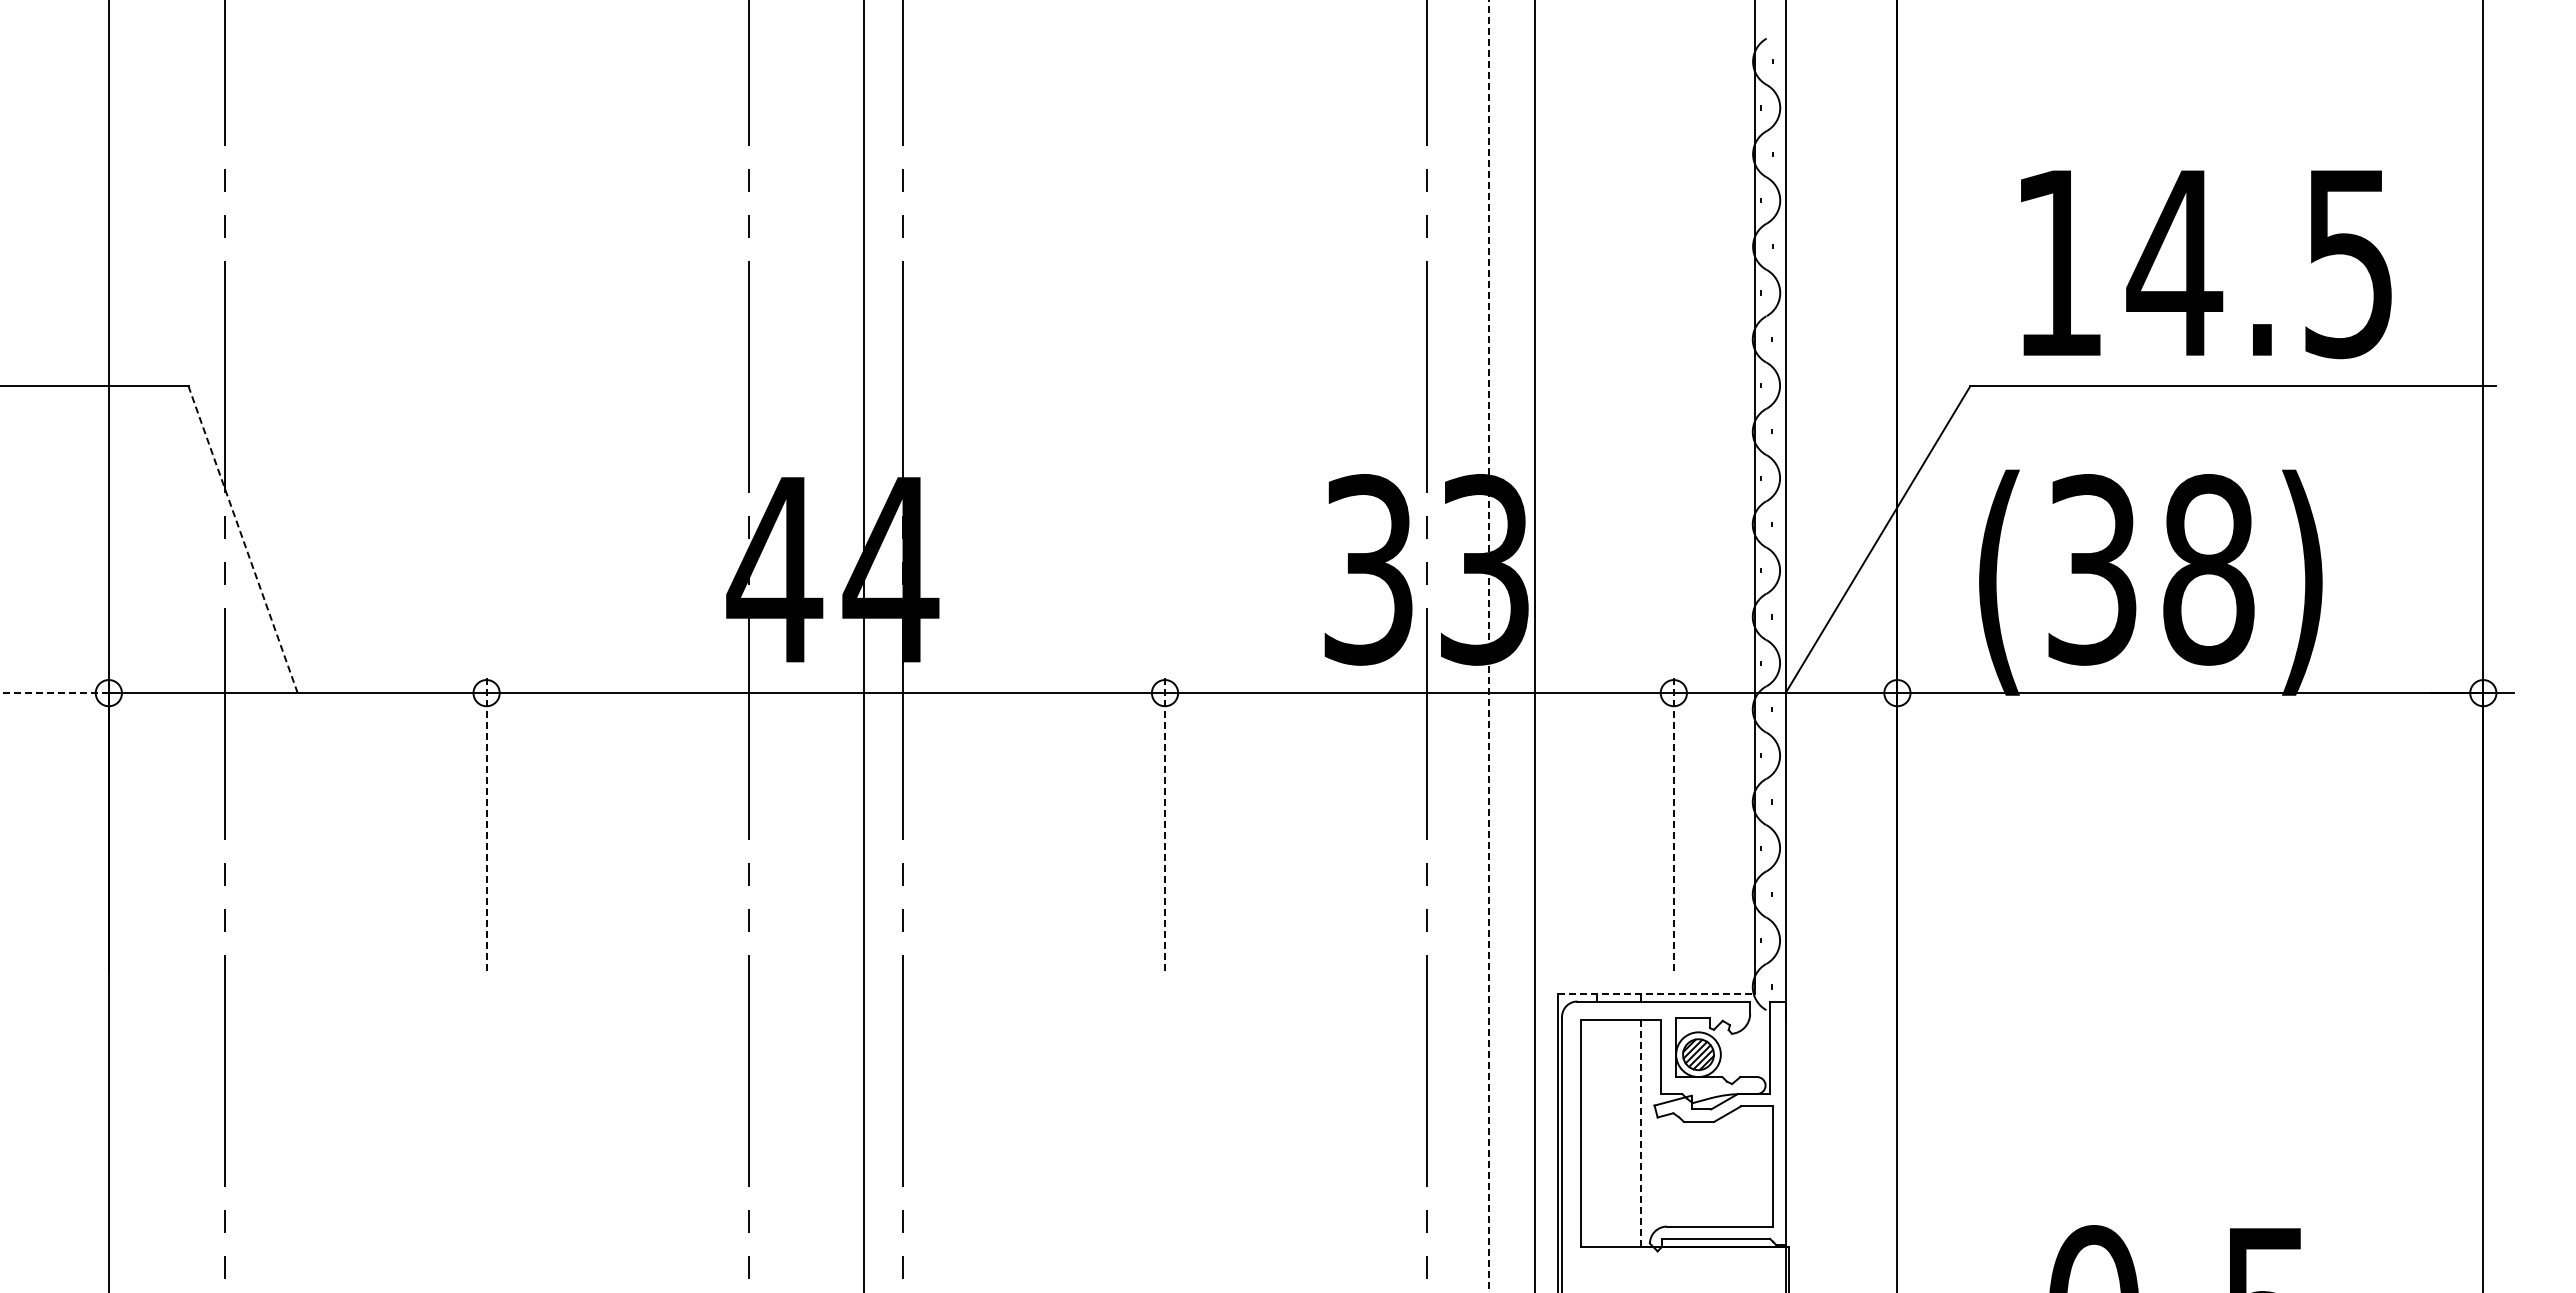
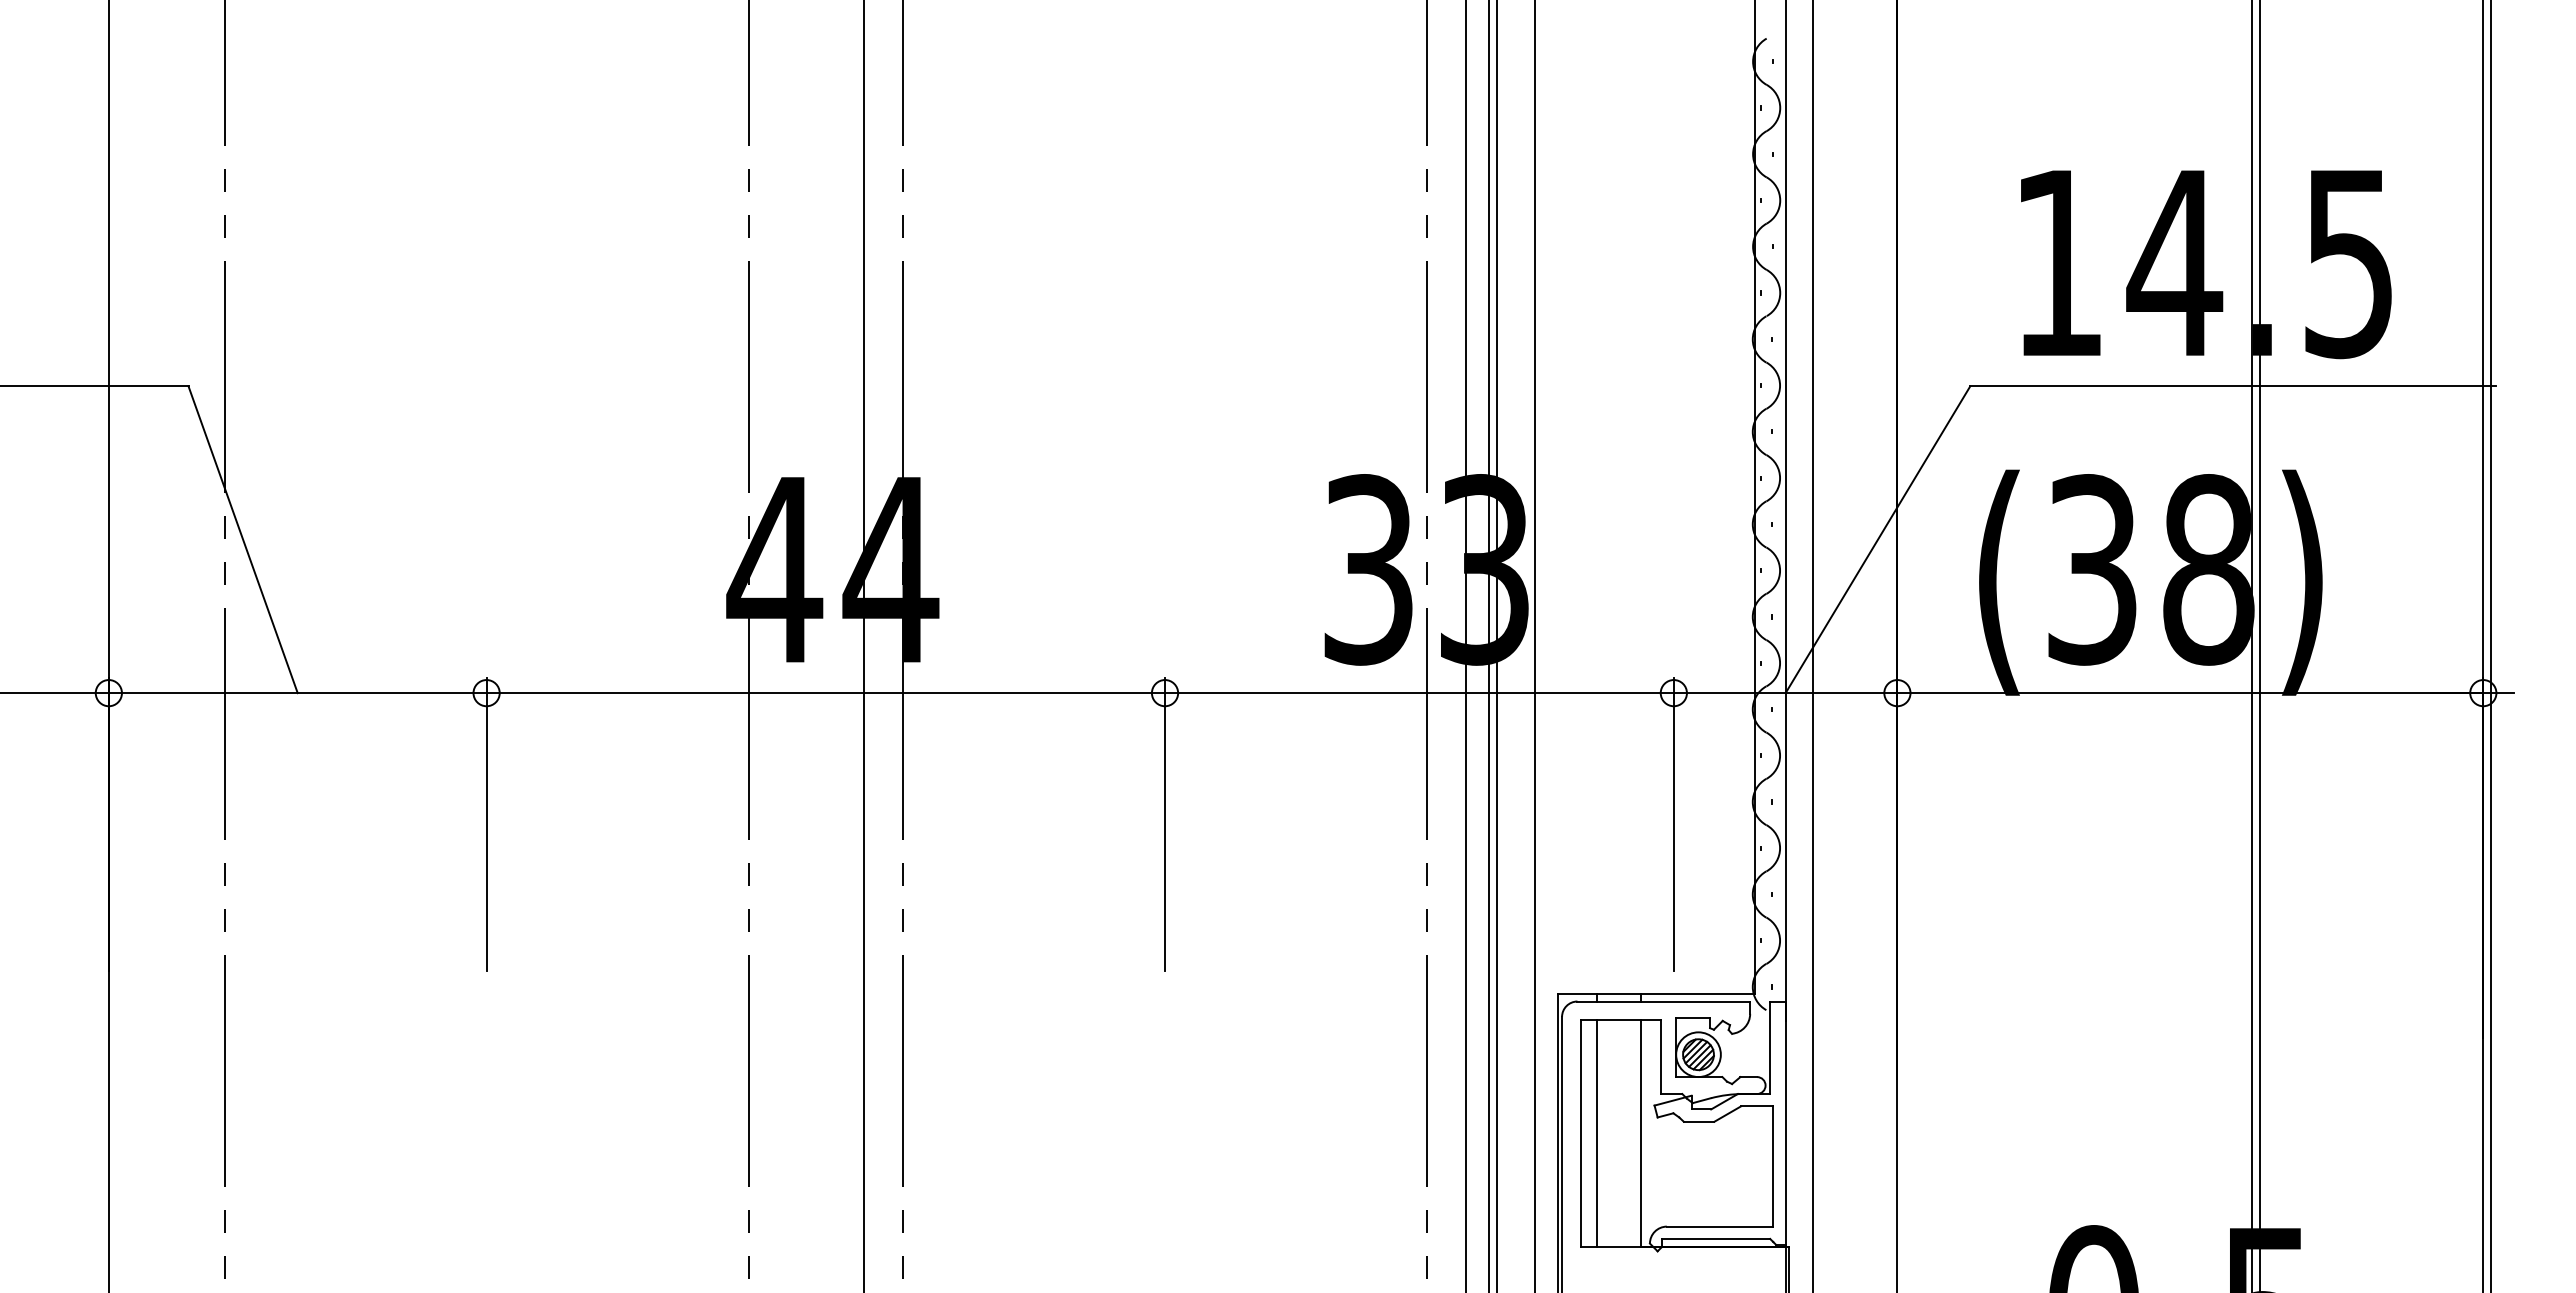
line: dashed -> solid (243, 539)
line: none -> present (1465, 645)
line: none -> present (1496, 645)
line: none -> present (1812, 645)
line: none -> present (2252, 645)
line: none -> present (2259, 645)
line: none -> present (2491, 645)
line: dashed -> solid (1488, 646)
line: dashed -> solid (54, 693)
line: dashed -> solid (486, 823)
line: dashed -> solid (1165, 823)
line: dashed -> solid (1673, 823)
line: dashed -> solid (1657, 993)
line: none -> present (1596, 1133)
line: dashed -> solid (1641, 1133)
